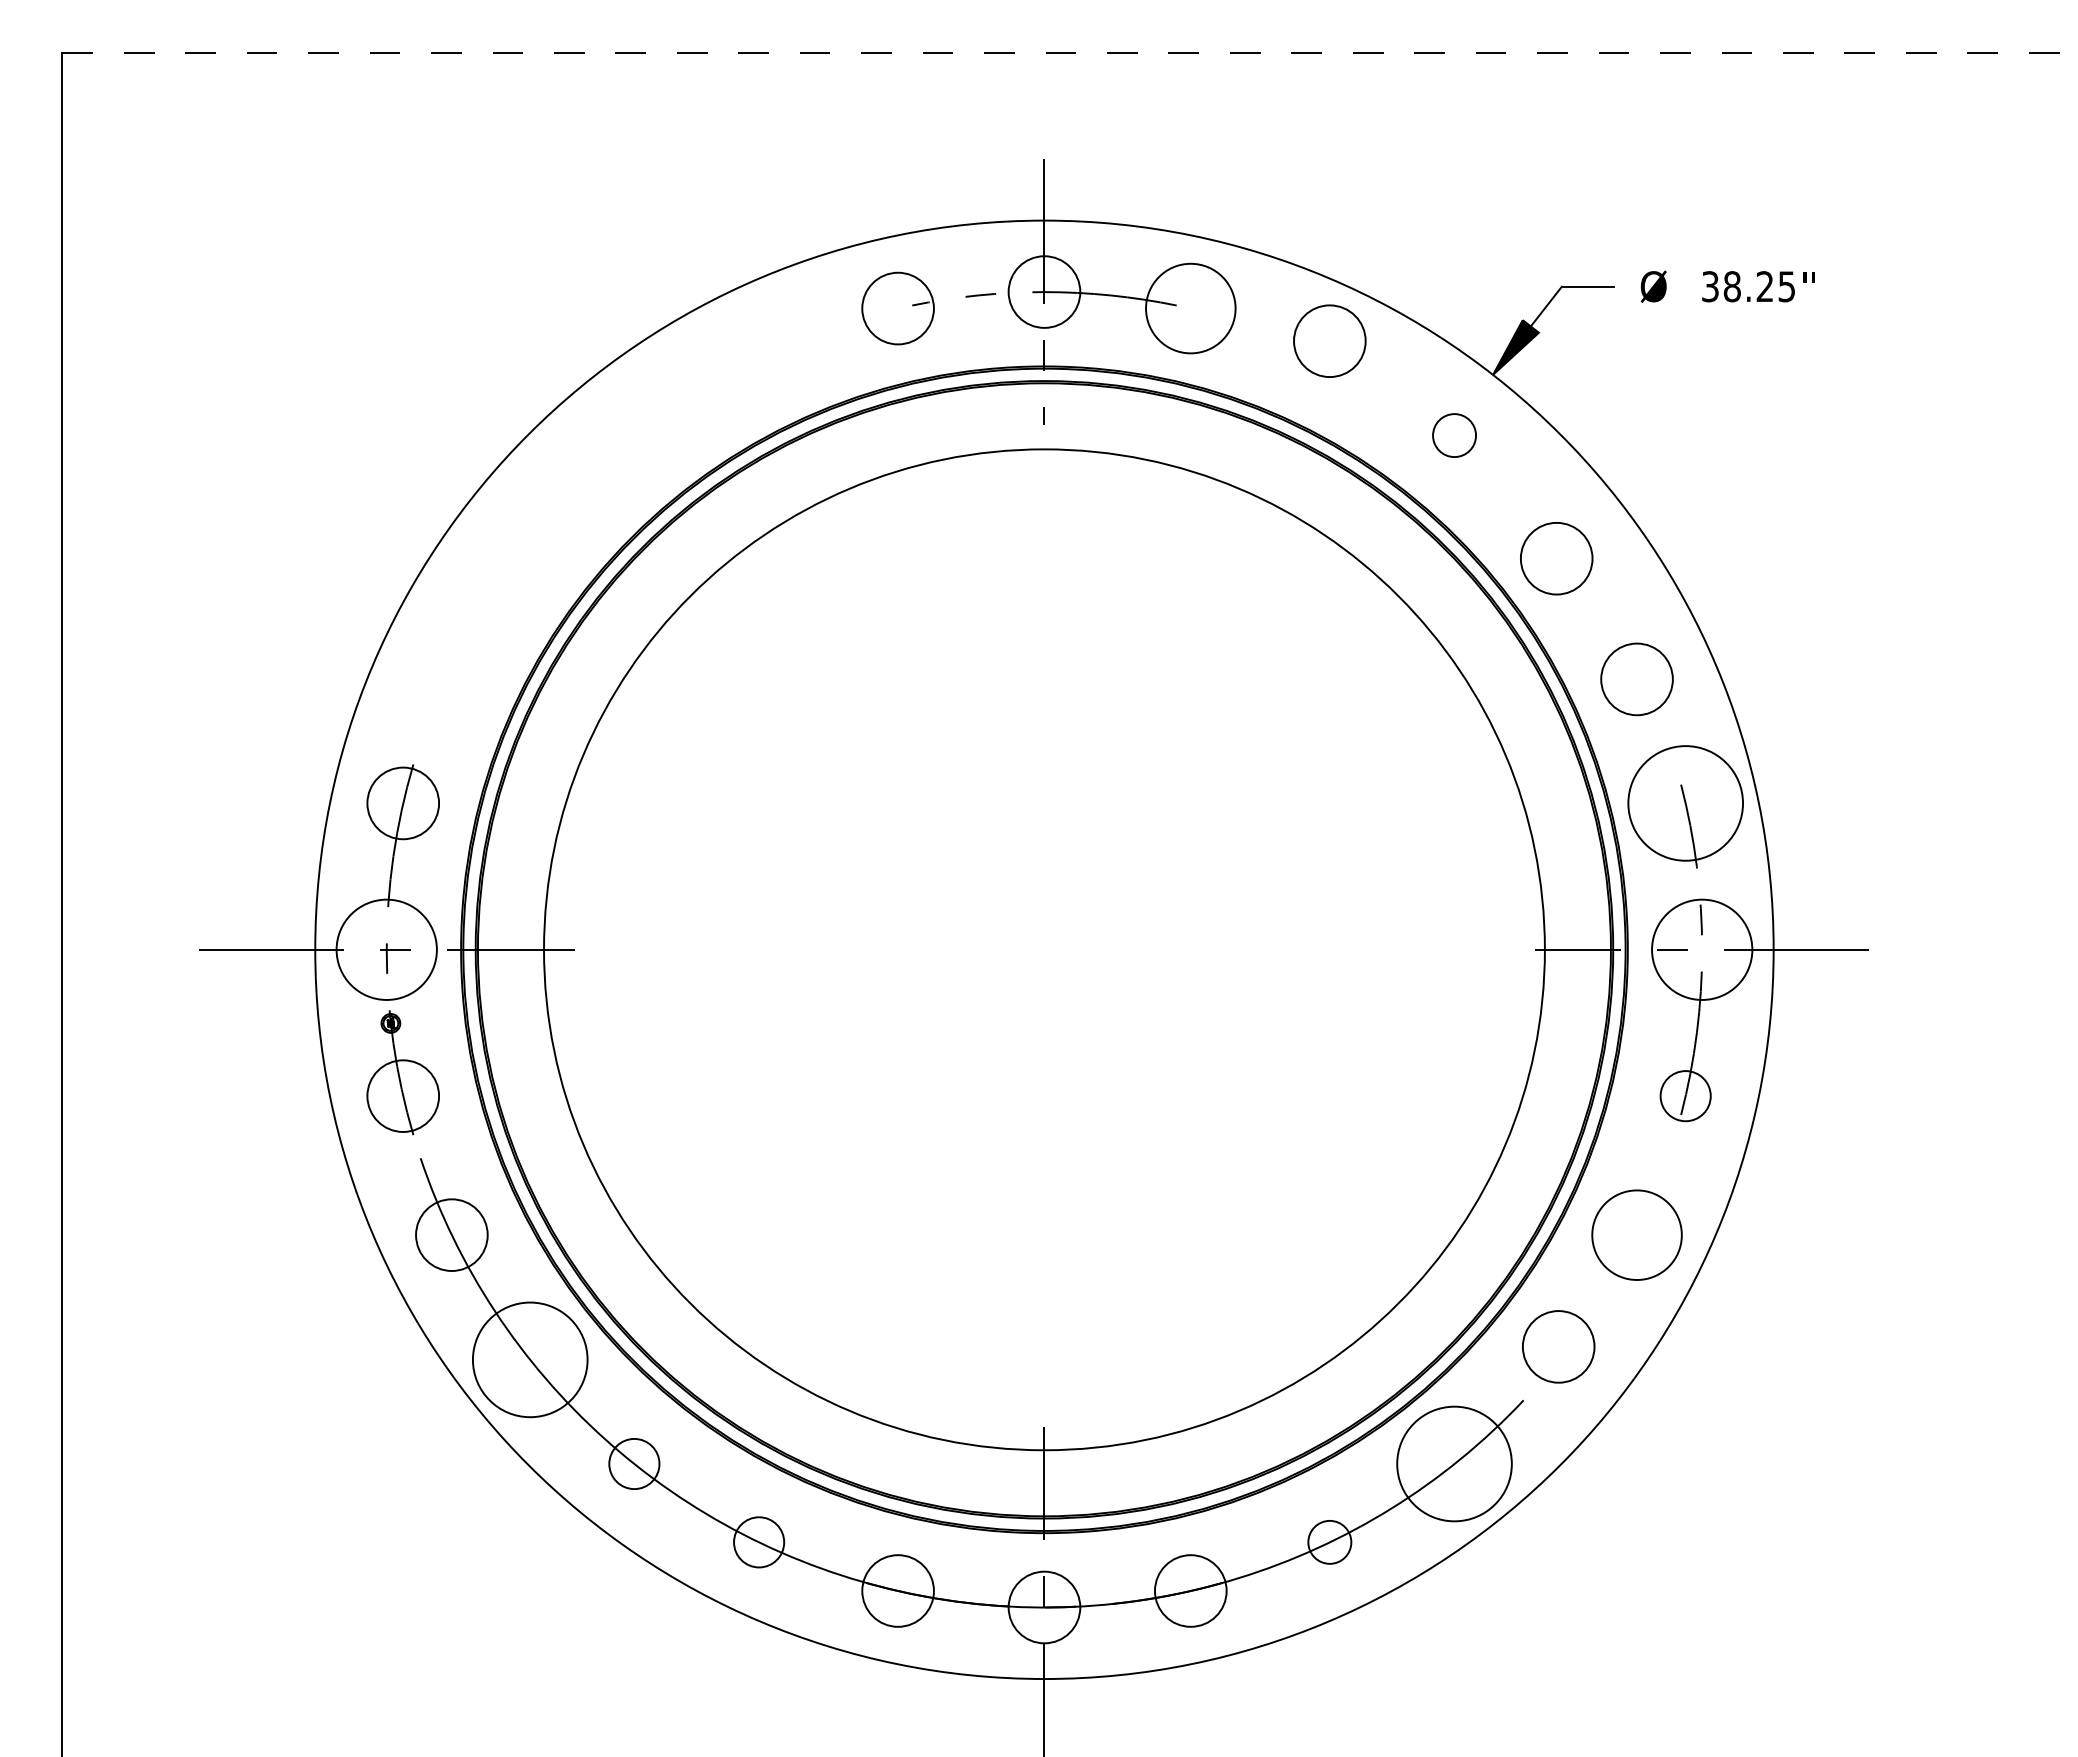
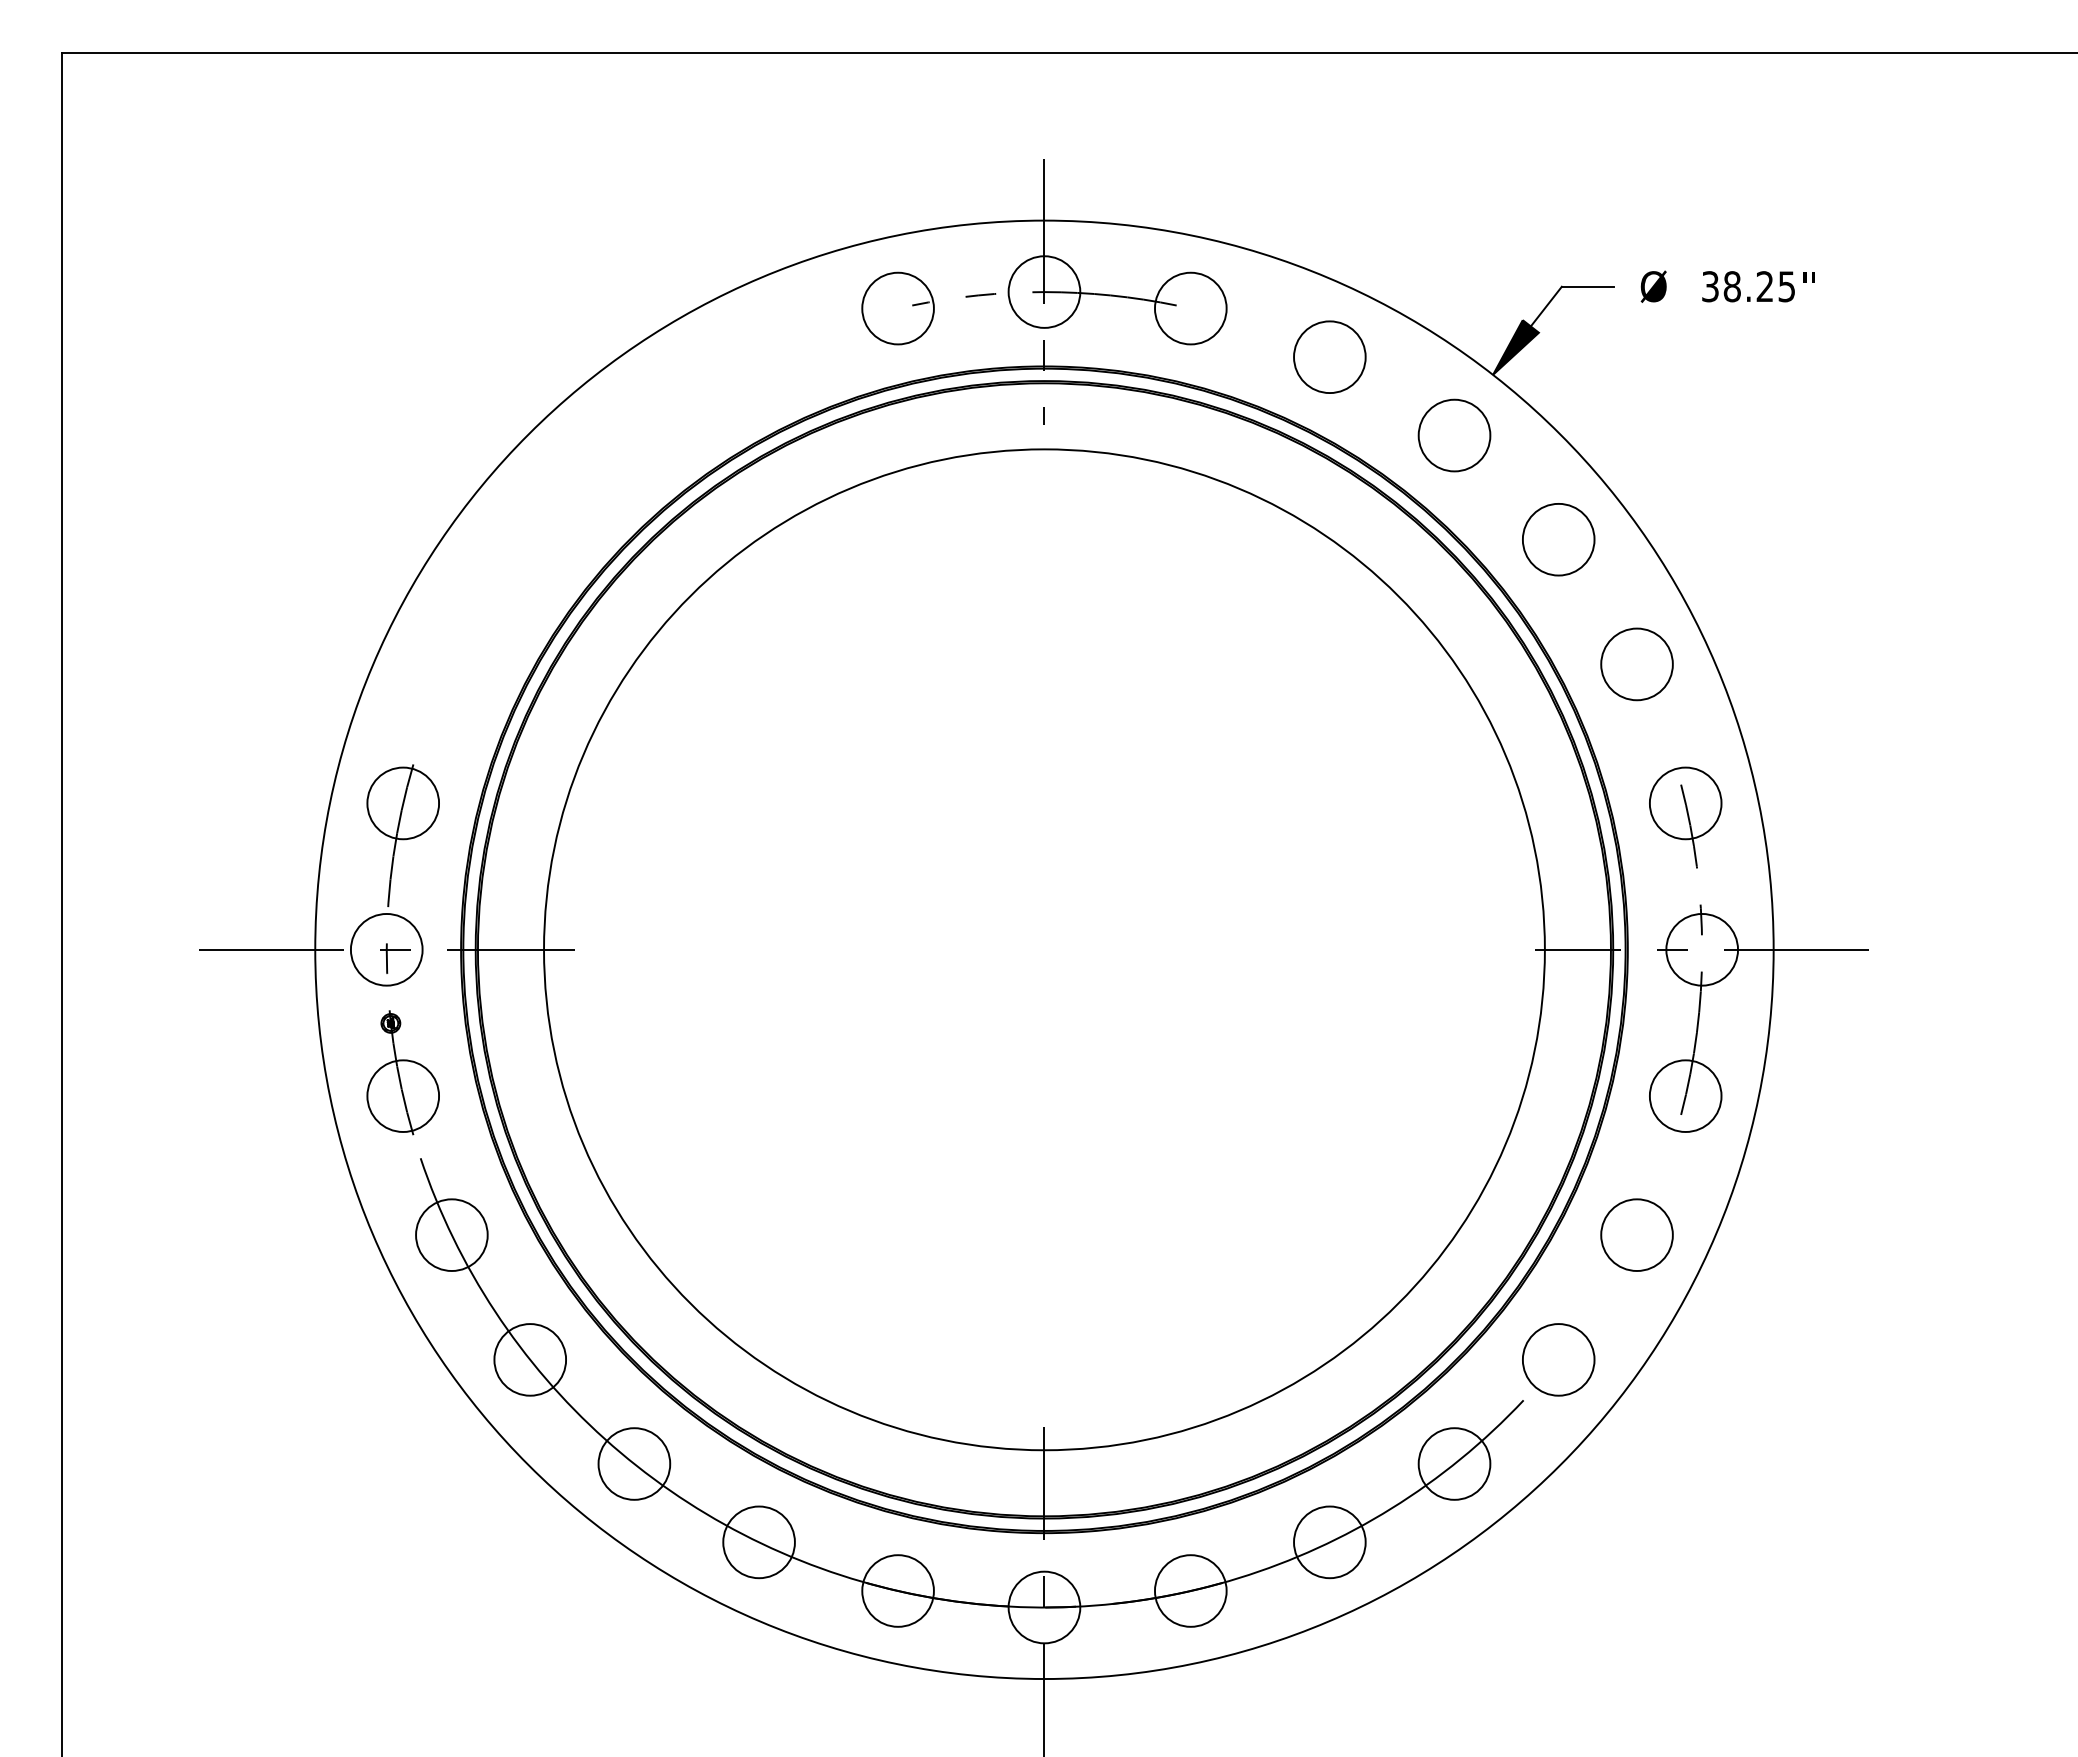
line: dashed -> solid (1070, 52)
circle diameter: 90 px -> 72 px (1190, 308)
circle position: (1329, 340) -> (1329, 356) (1329, 356)
circle diameter: 43 px -> 72 px (1454, 435)
circle position: (1556, 558) -> (1558, 539) (1558, 539)
circle position: (1636, 679) -> (1636, 664) (1636, 664)
circle diameter: 115 px -> 72 px (1685, 803)
circle diameter: 100 px -> 72 px (386, 949)
circle diameter: 100 px -> 72 px (1702, 949)
circle diameter: 50 px -> 72 px (1685, 1095)
circle size: 92x92 px -> 74x74 px (1636, 1234)
circle position: (1558, 1346) -> (1558, 1359) (1558, 1359)
circle diameter: 115 px -> 72 px (530, 1359)
circle diameter: 50 px -> 72 px (634, 1463)
circle diameter: 115 px -> 72 px (1454, 1463)
circle diameter: 43 px -> 72 px (1329, 1542)
circle diameter: 50 px -> 72 px (758, 1542)
